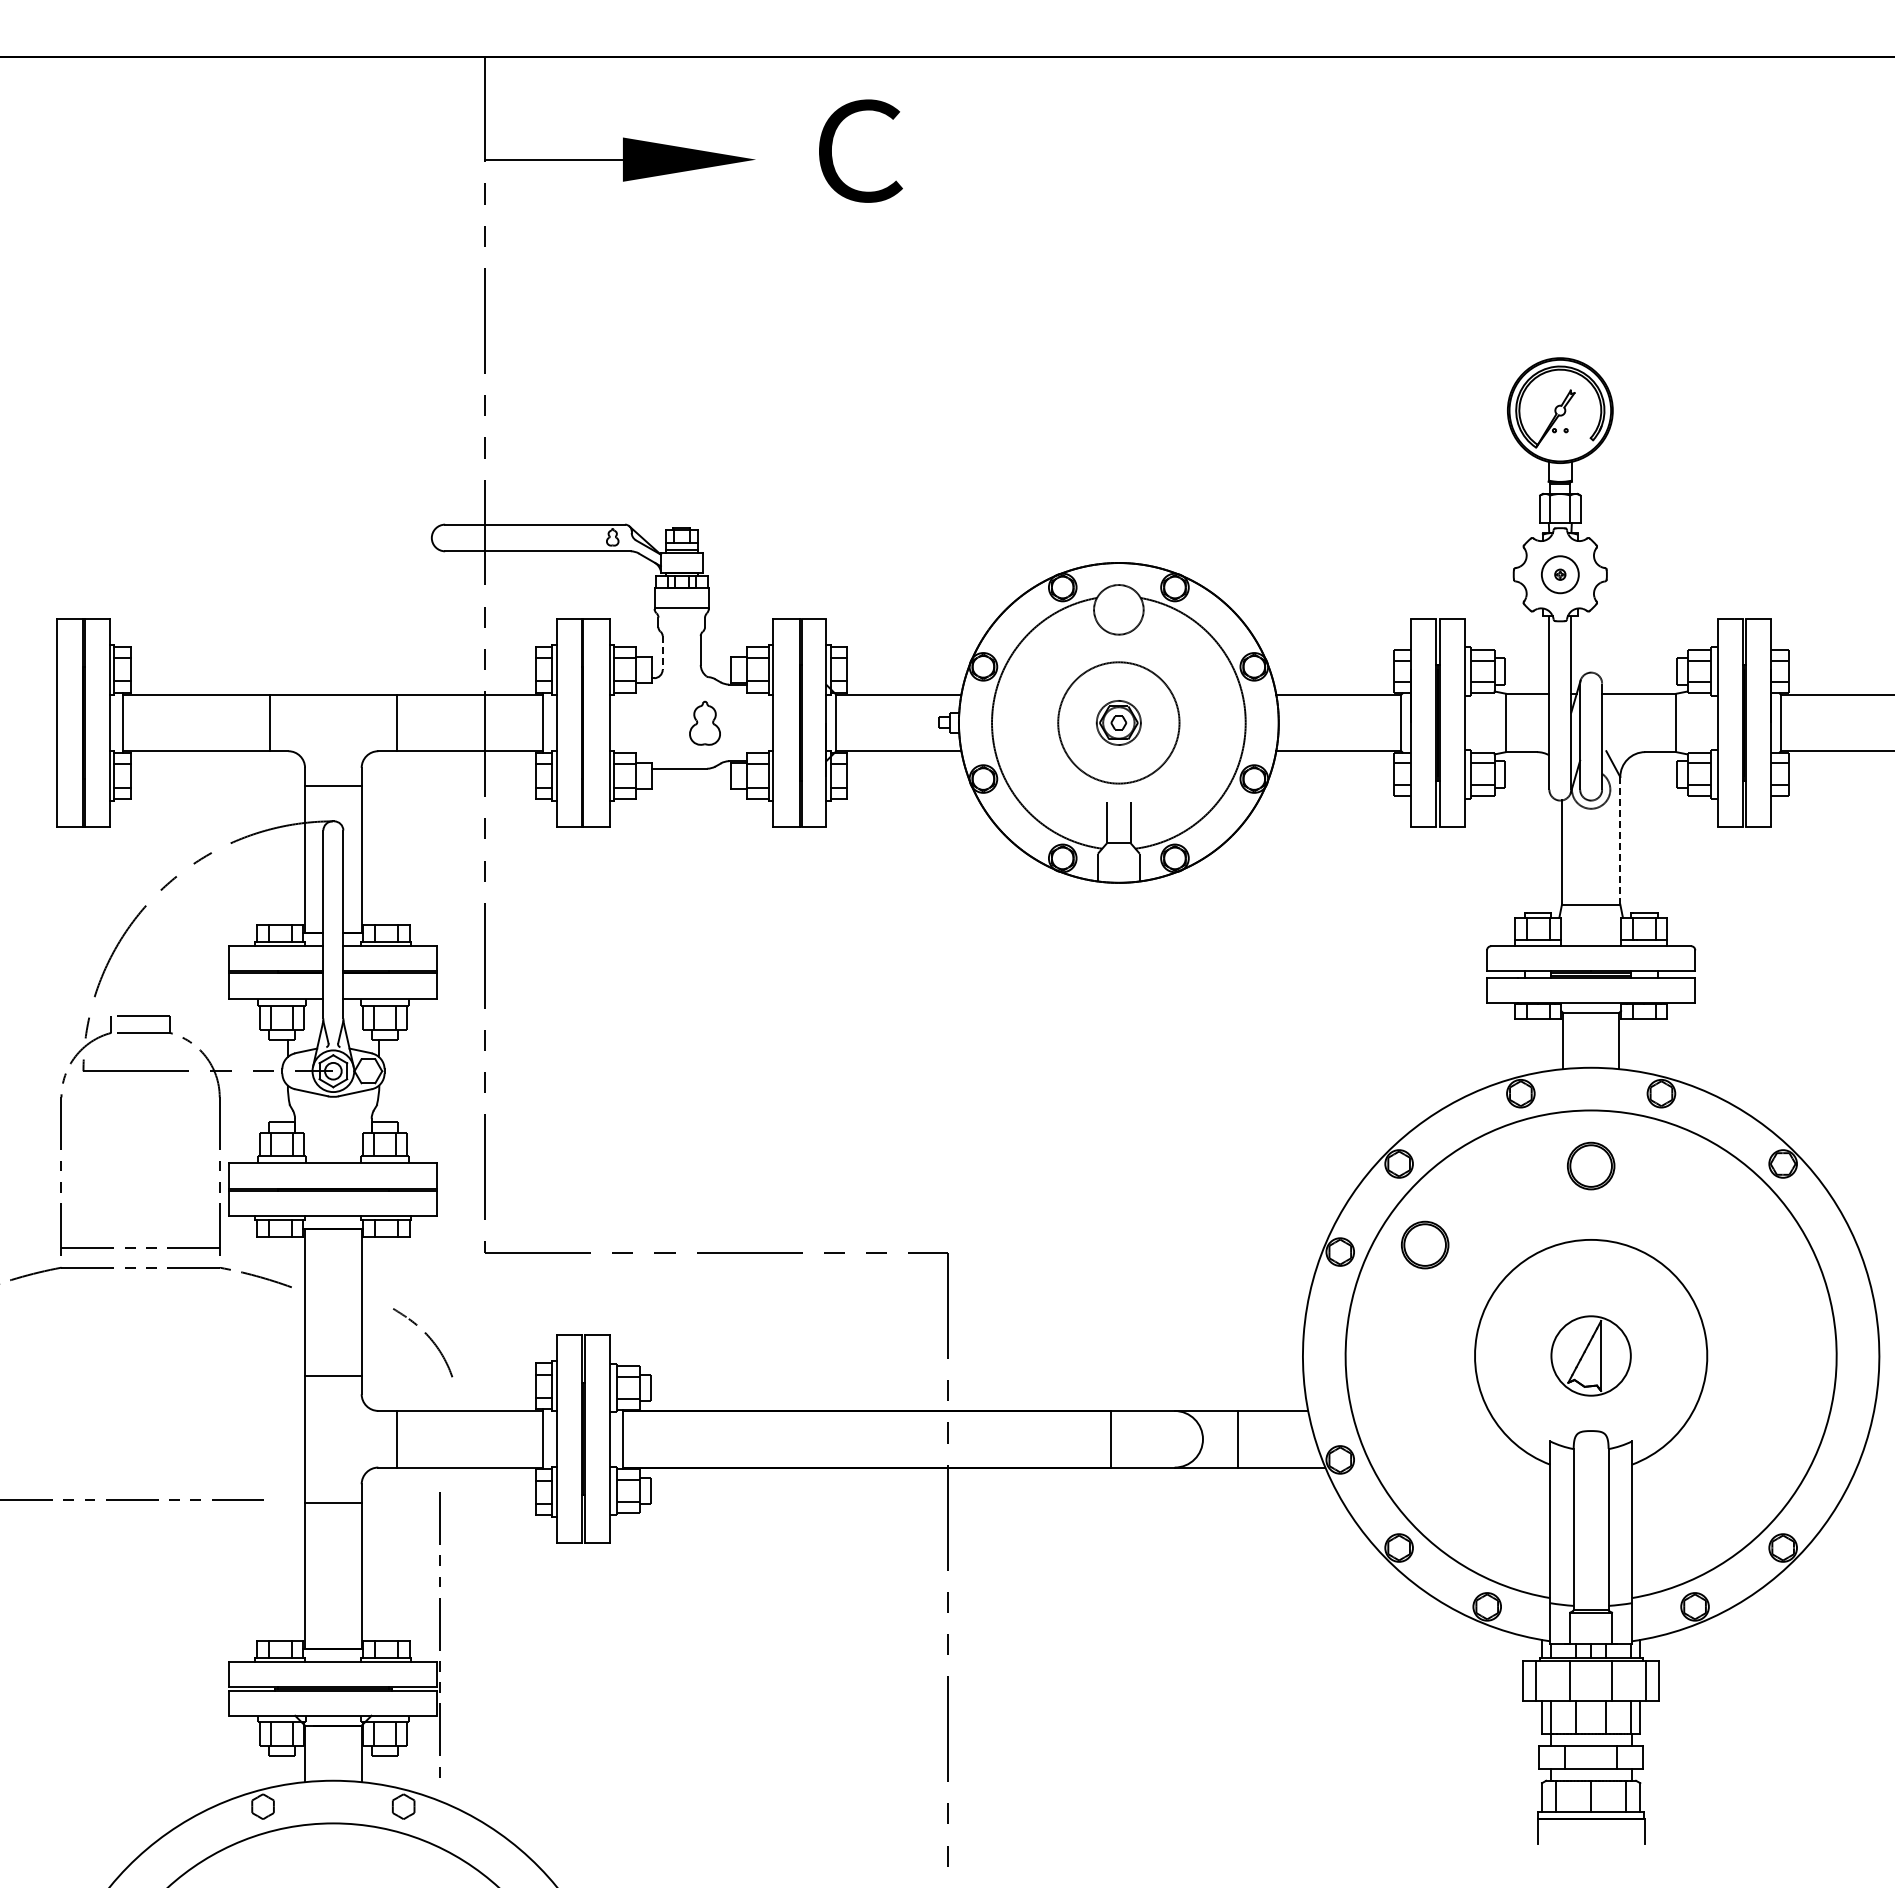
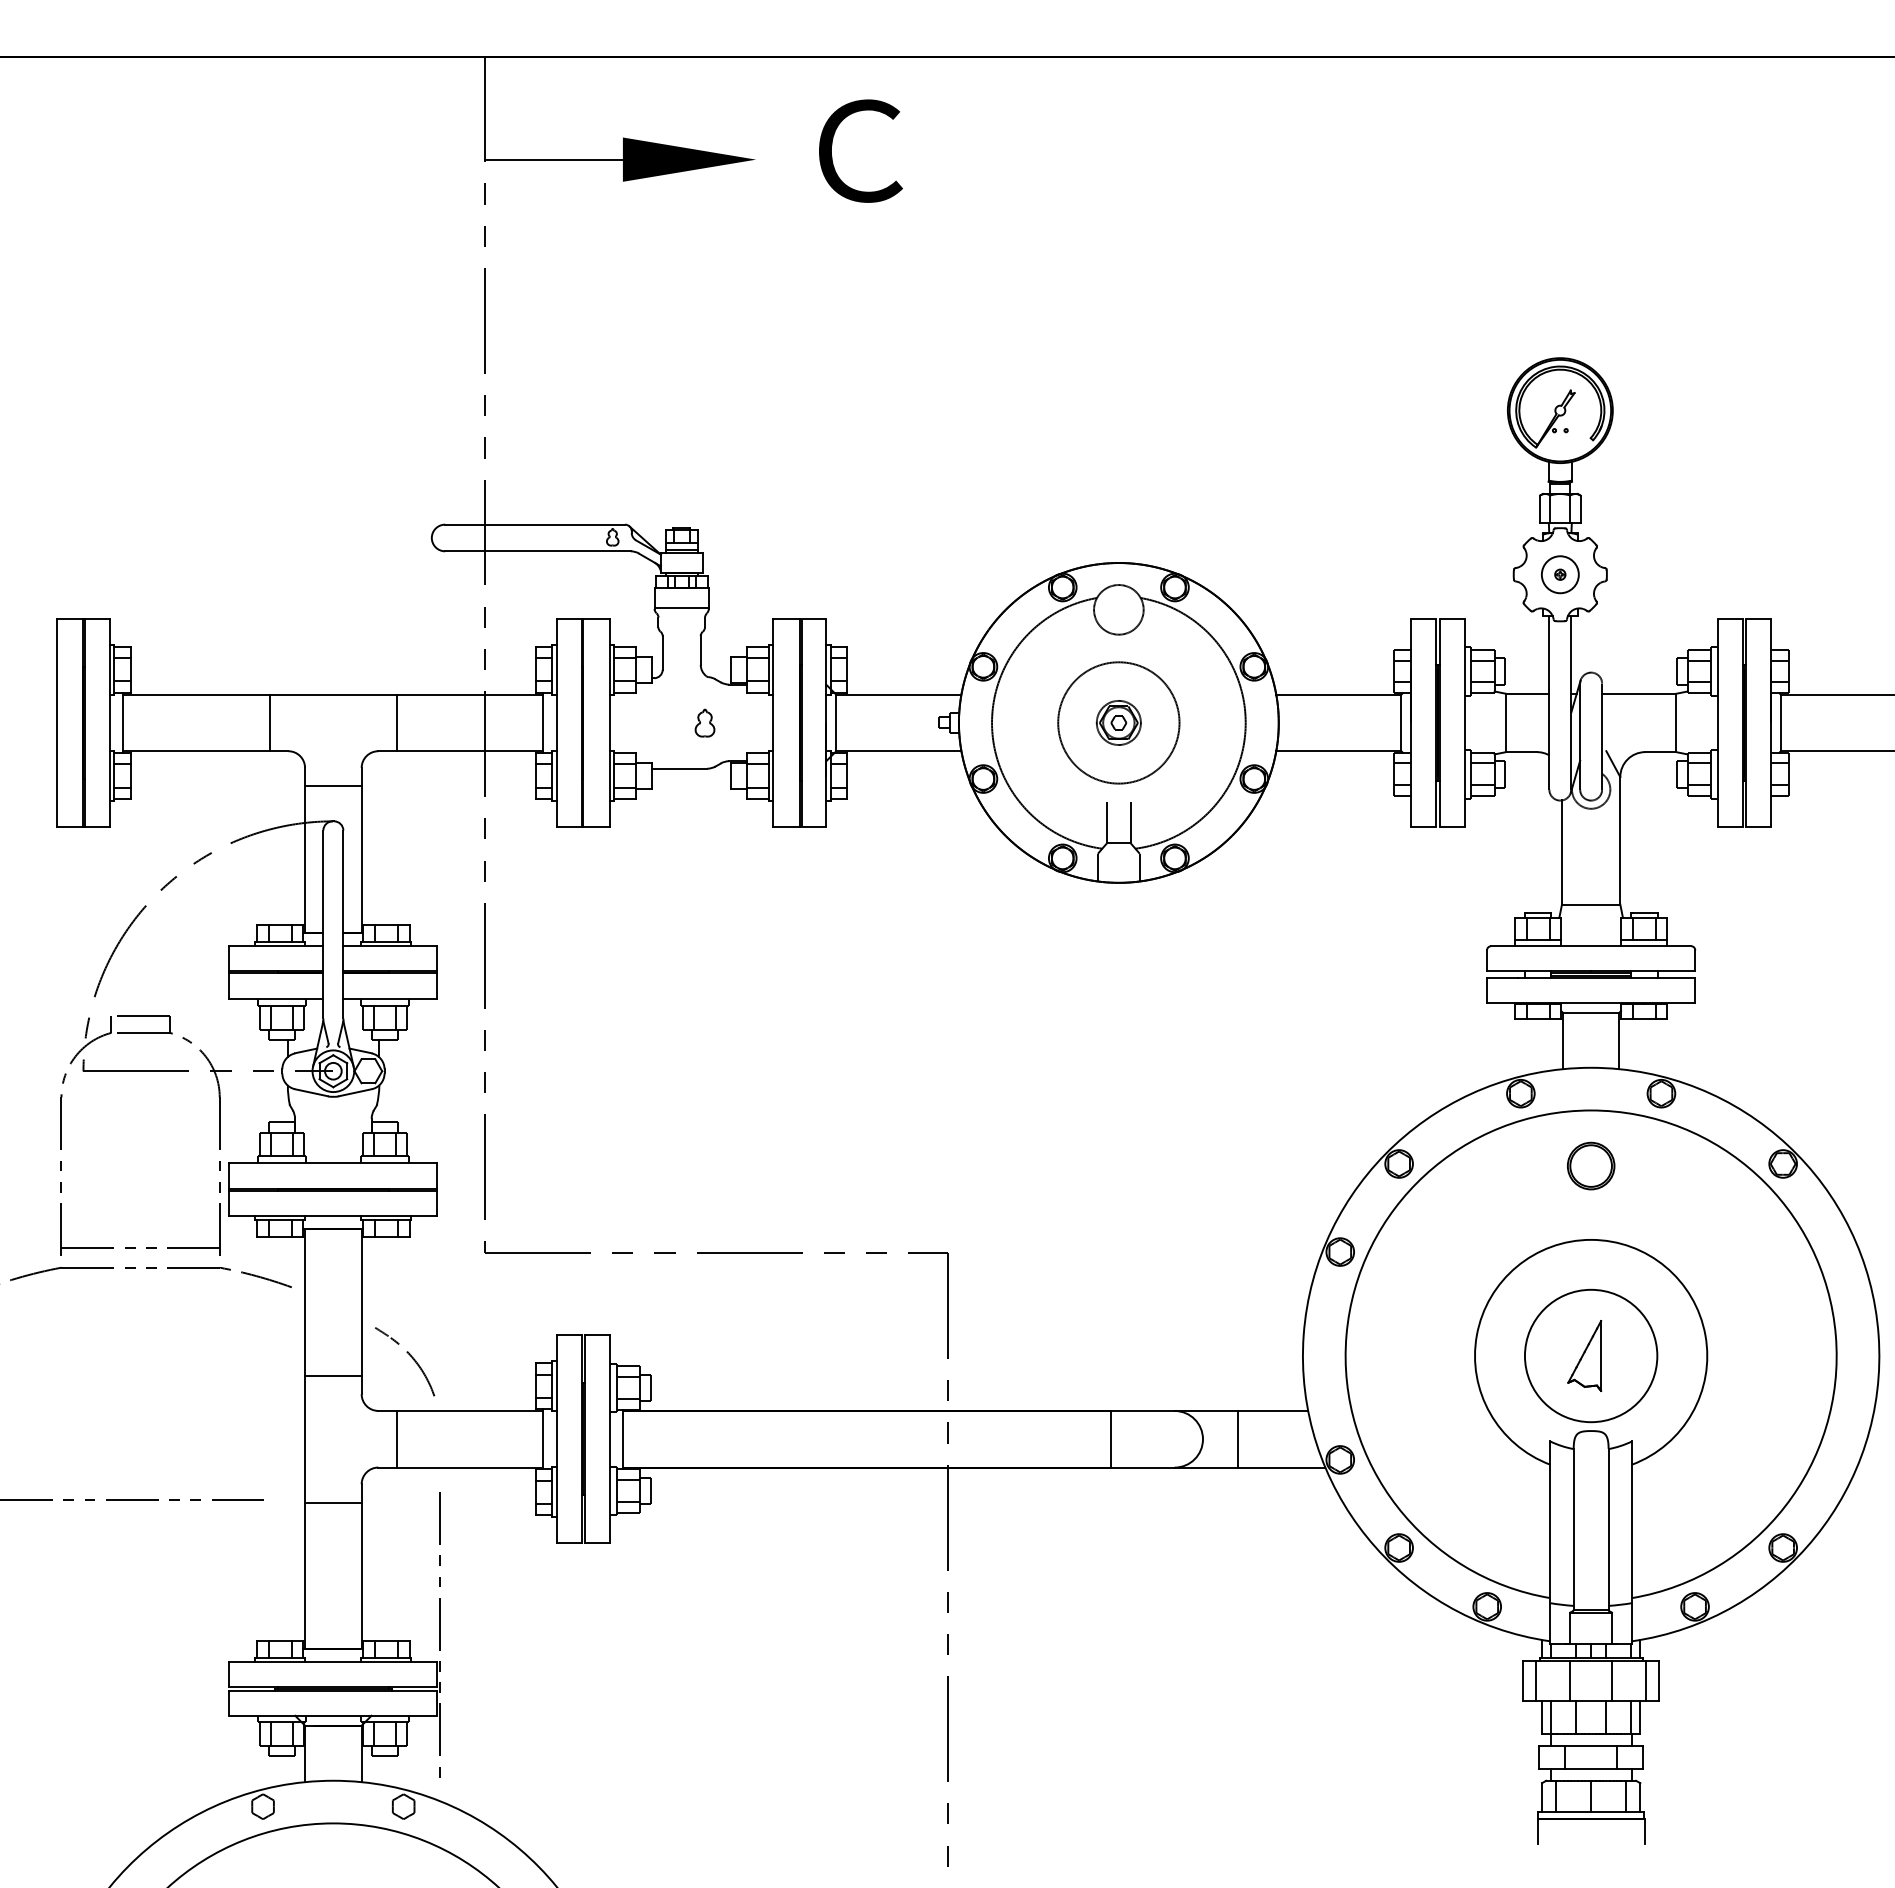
line: dashed -> solid (662, 652)
part size: 32x46 px -> 22x30 px (704, 722)
line: dashed -> solid (1620, 840)
part: present -> none (1425, 1244)
part position: (428, 1337) -> (410, 1356) (410, 1356)
circle diameter: 79 px -> 132 px (1590, 1355)
